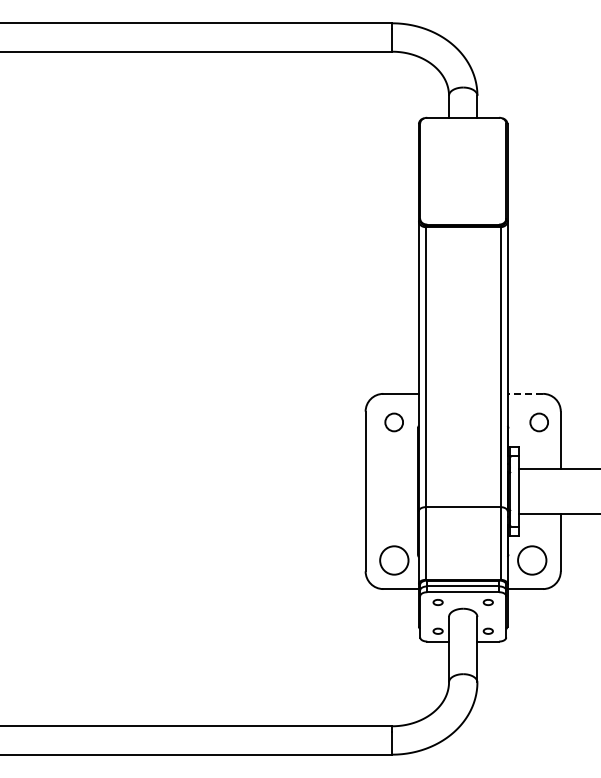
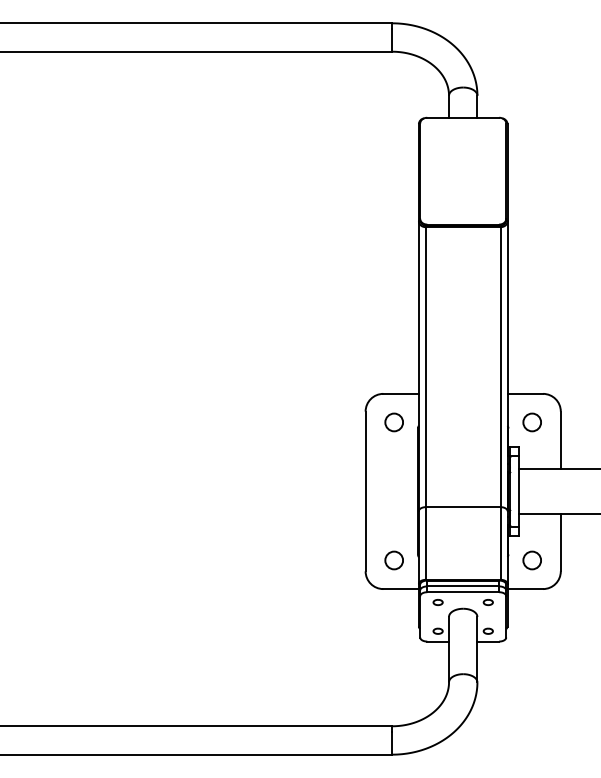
line: dashed -> solid (525, 393)
circle position: (538, 422) -> (531, 422) (531, 422)
circle size: 31x31 px -> 20x21 px (393, 560)
circle diameter: 28 px -> 18 px (532, 560)
